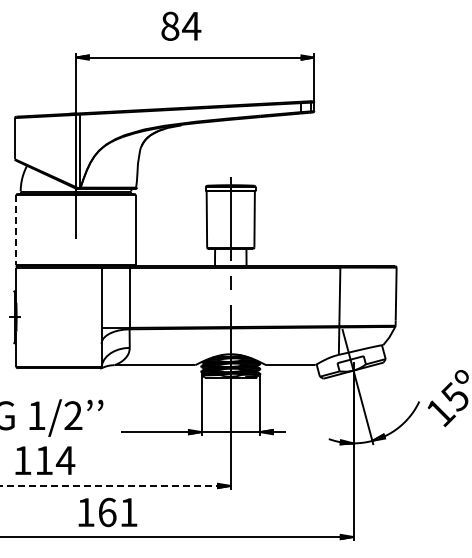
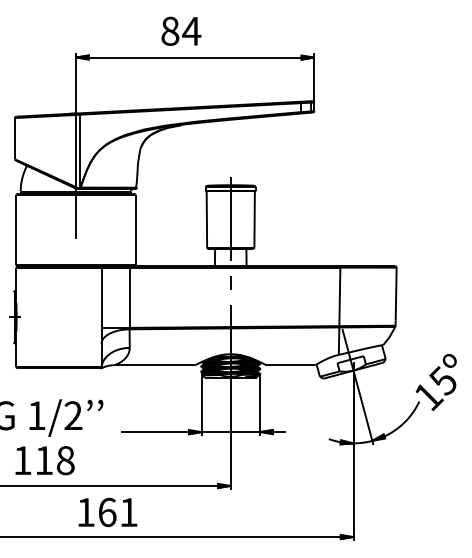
text position: (181, 25) -> (181, 30) (181, 30)
line: dashed -> solid (16, 230)
text position: (447, 398) -> (435, 382) (435, 382)
text: 114 -> 118 (65, 460)
line: dashed -> solid (115, 485)
